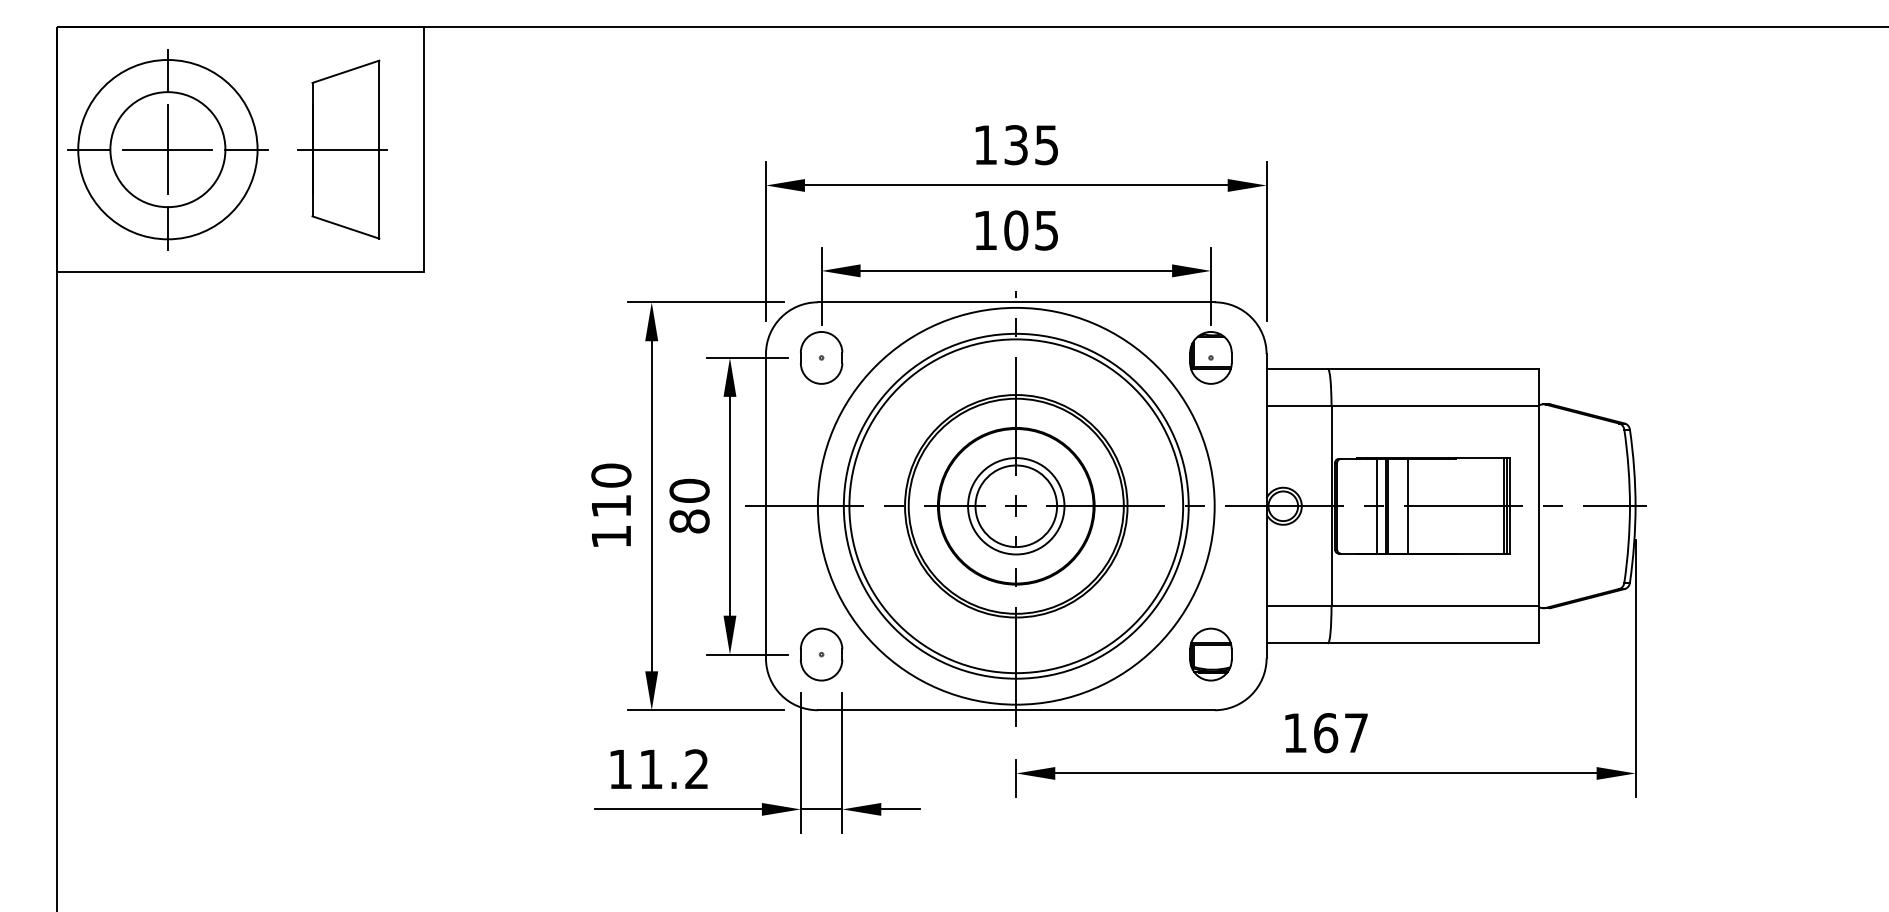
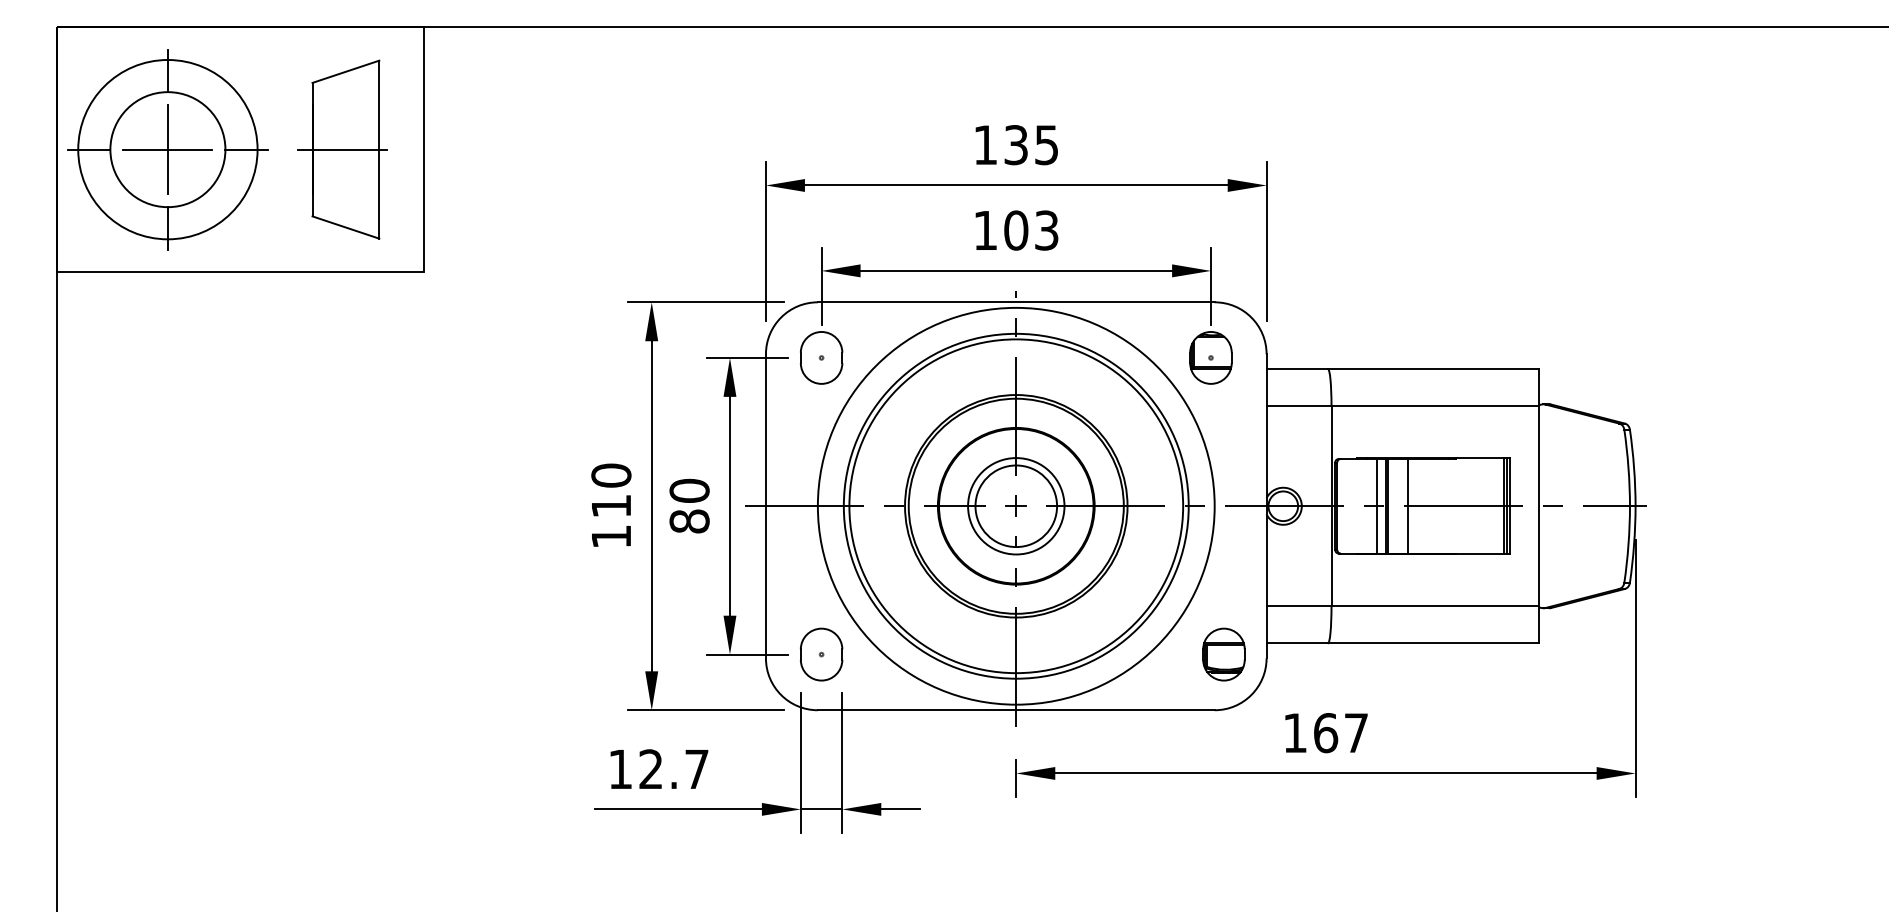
text: 105 -> 103 (1046, 230)
part position: (1210, 654) -> (1223, 654) (1223, 654)
text: 11.2 -> 12.7 (673, 768)
